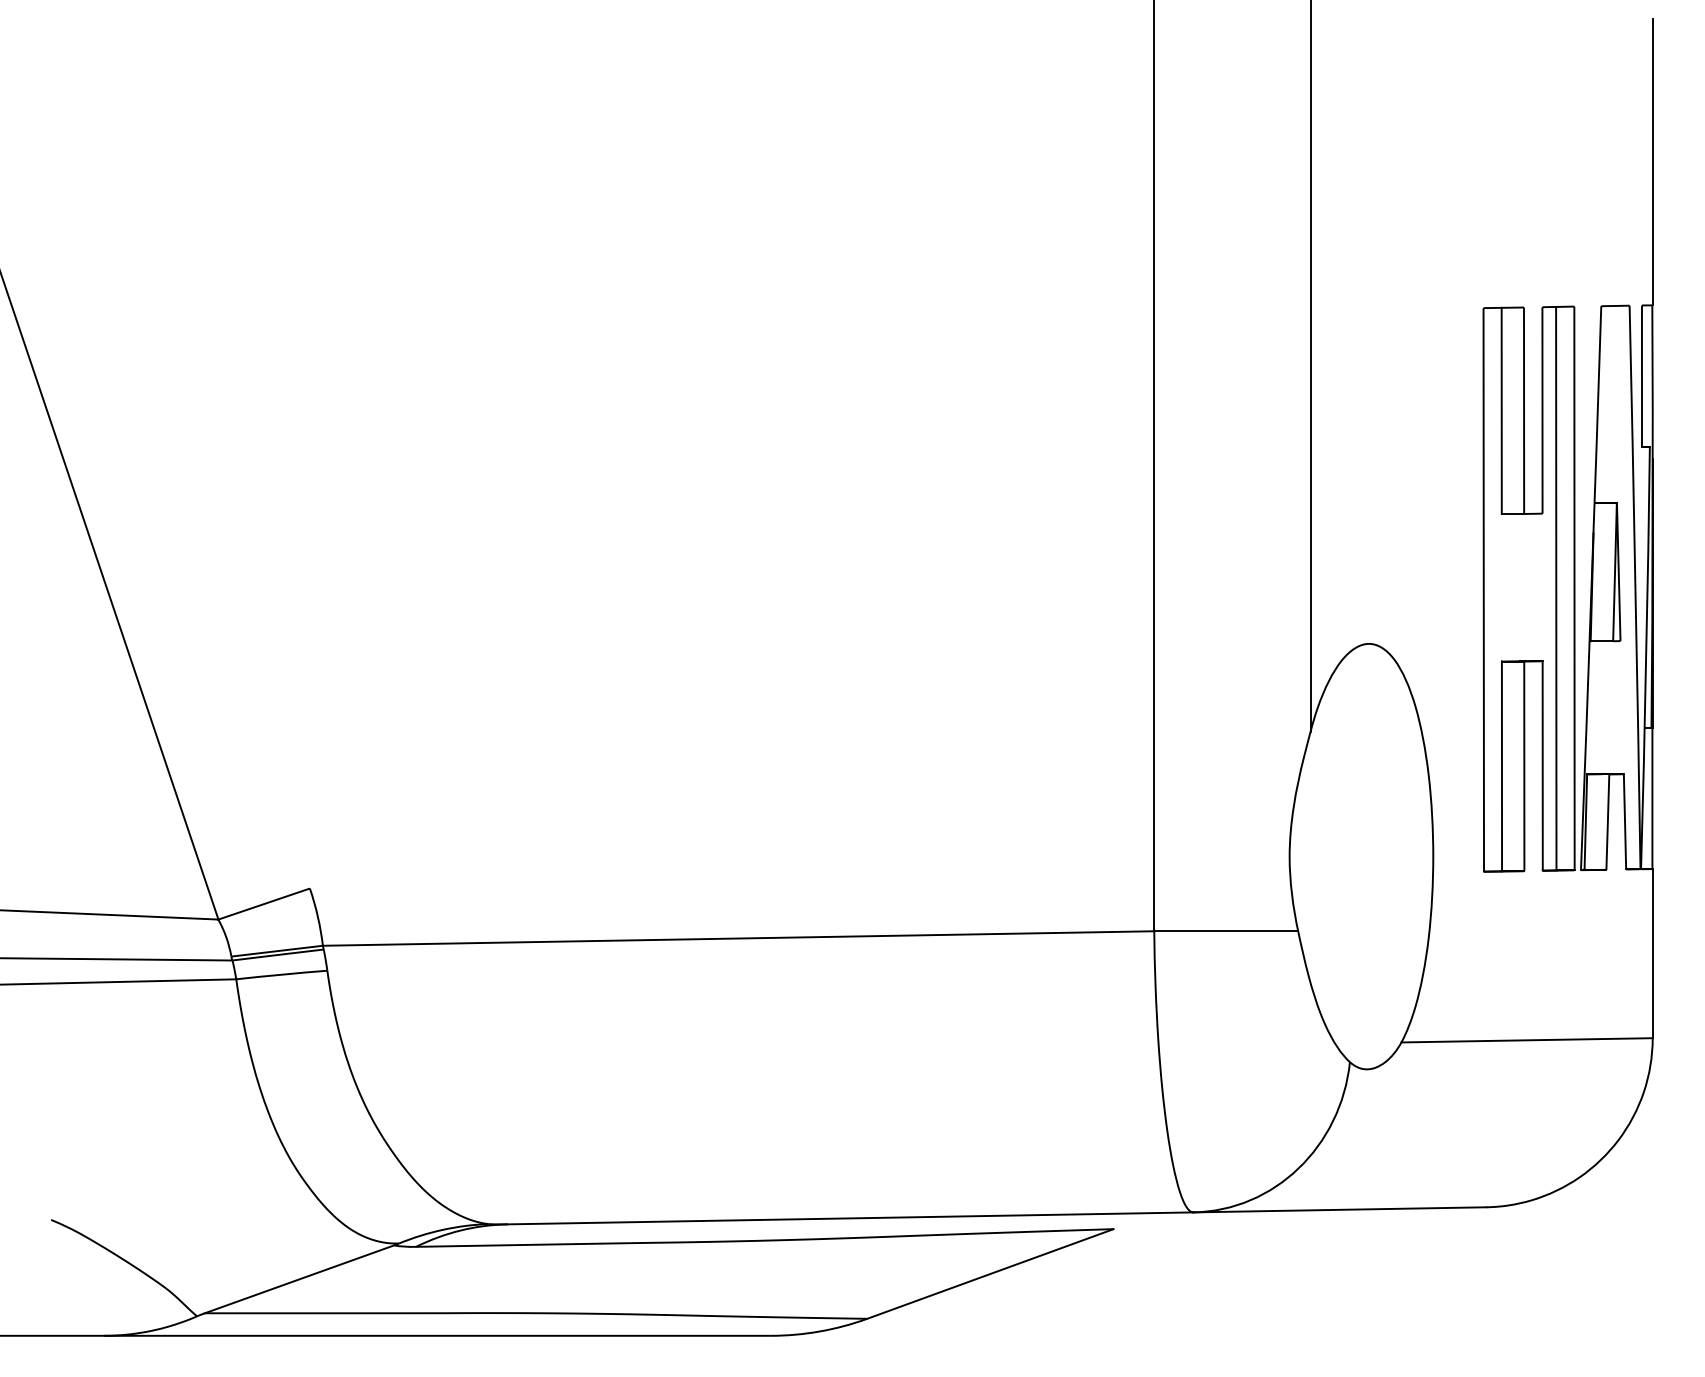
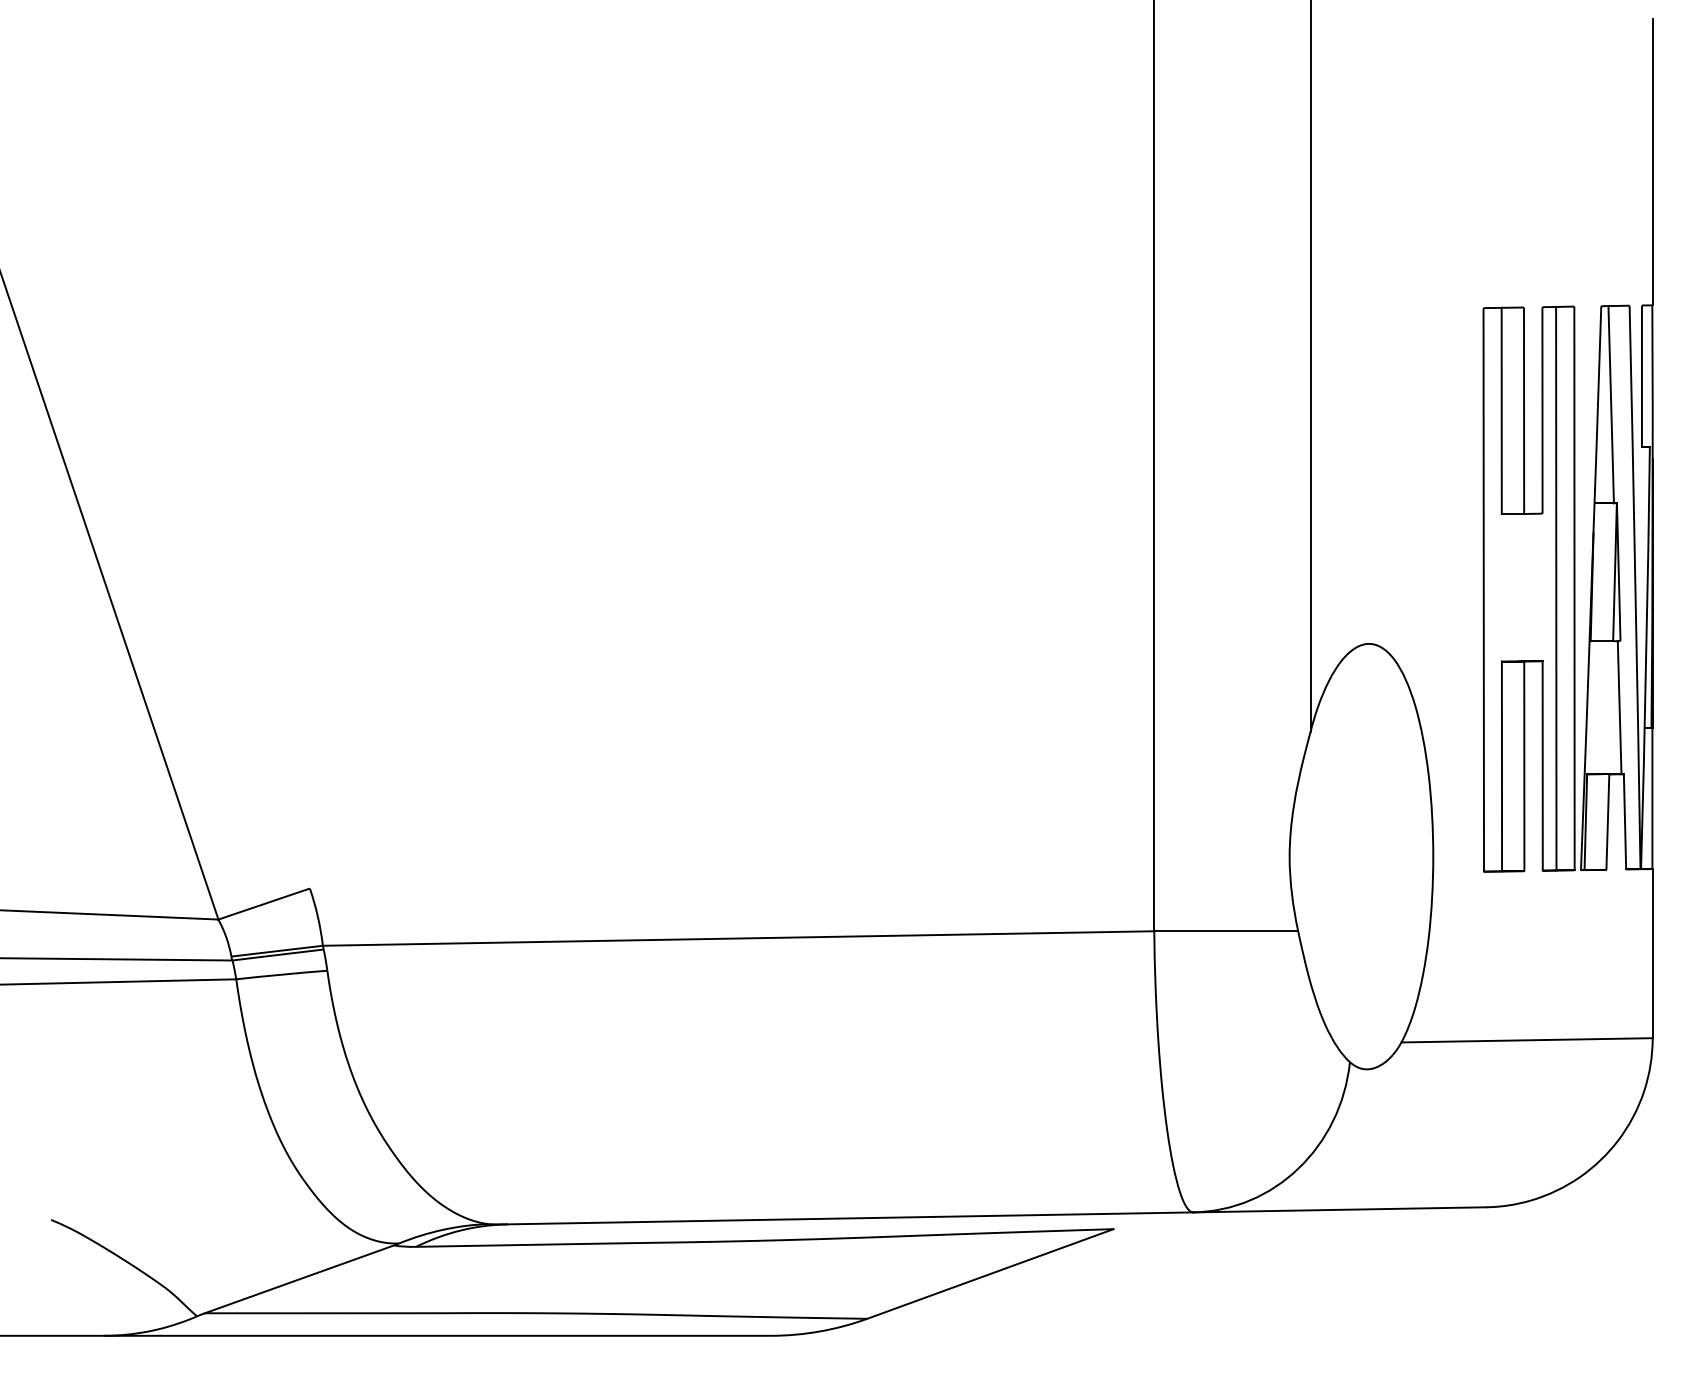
line: none -> present (1610, 404)
line: none -> present (1619, 707)
